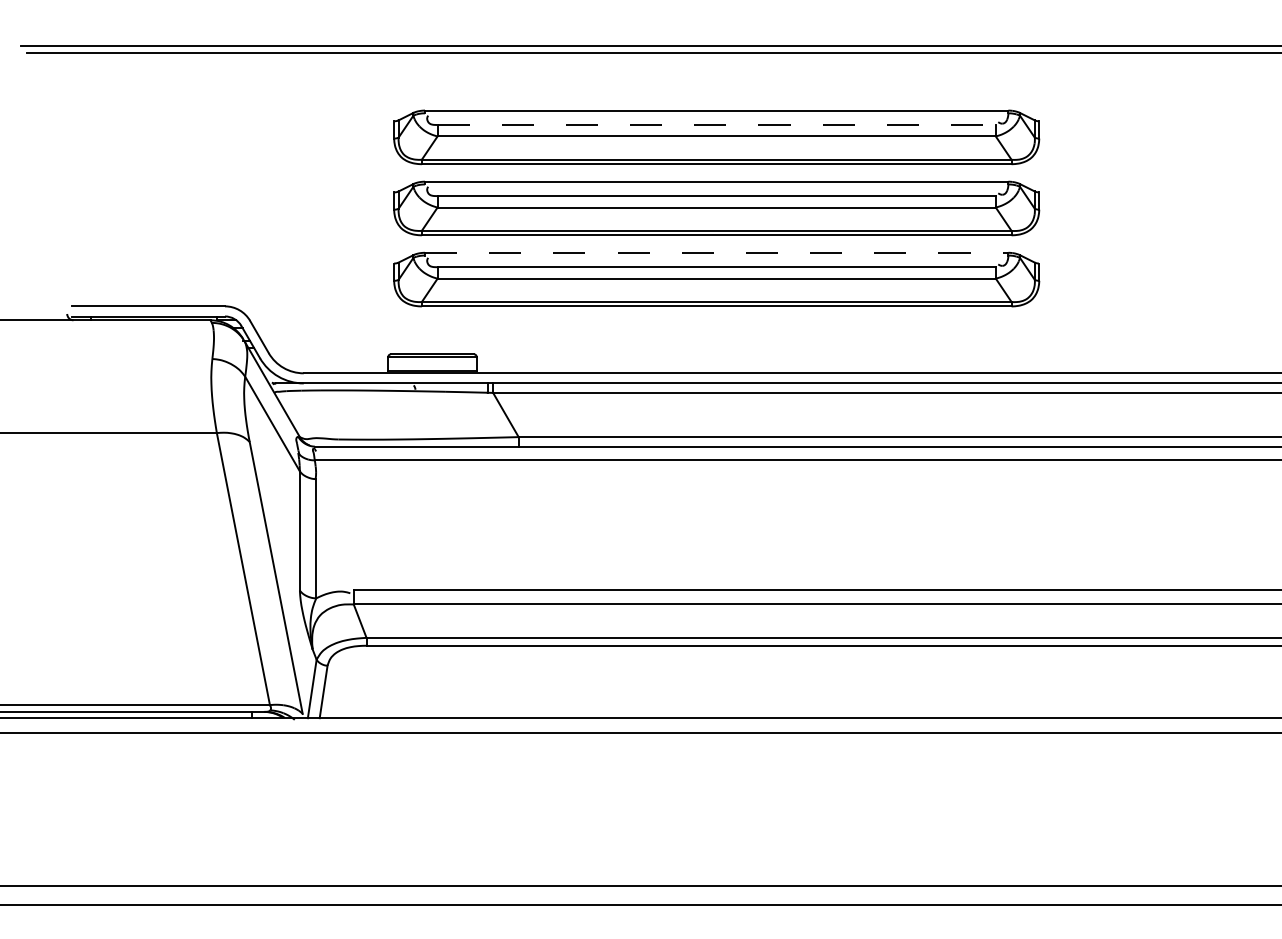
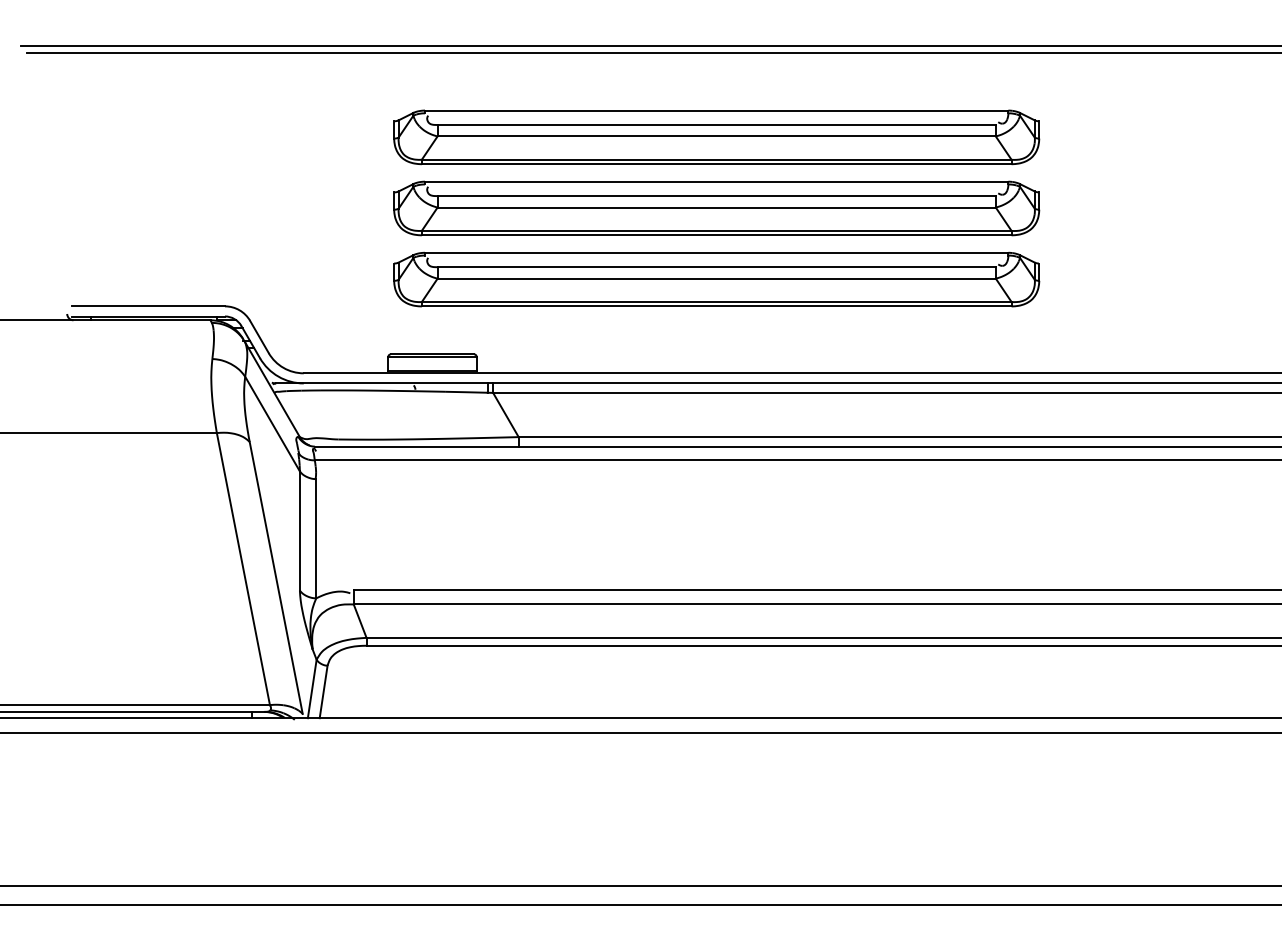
line: dashed -> solid (717, 124)
line: dashed -> solid (716, 252)
